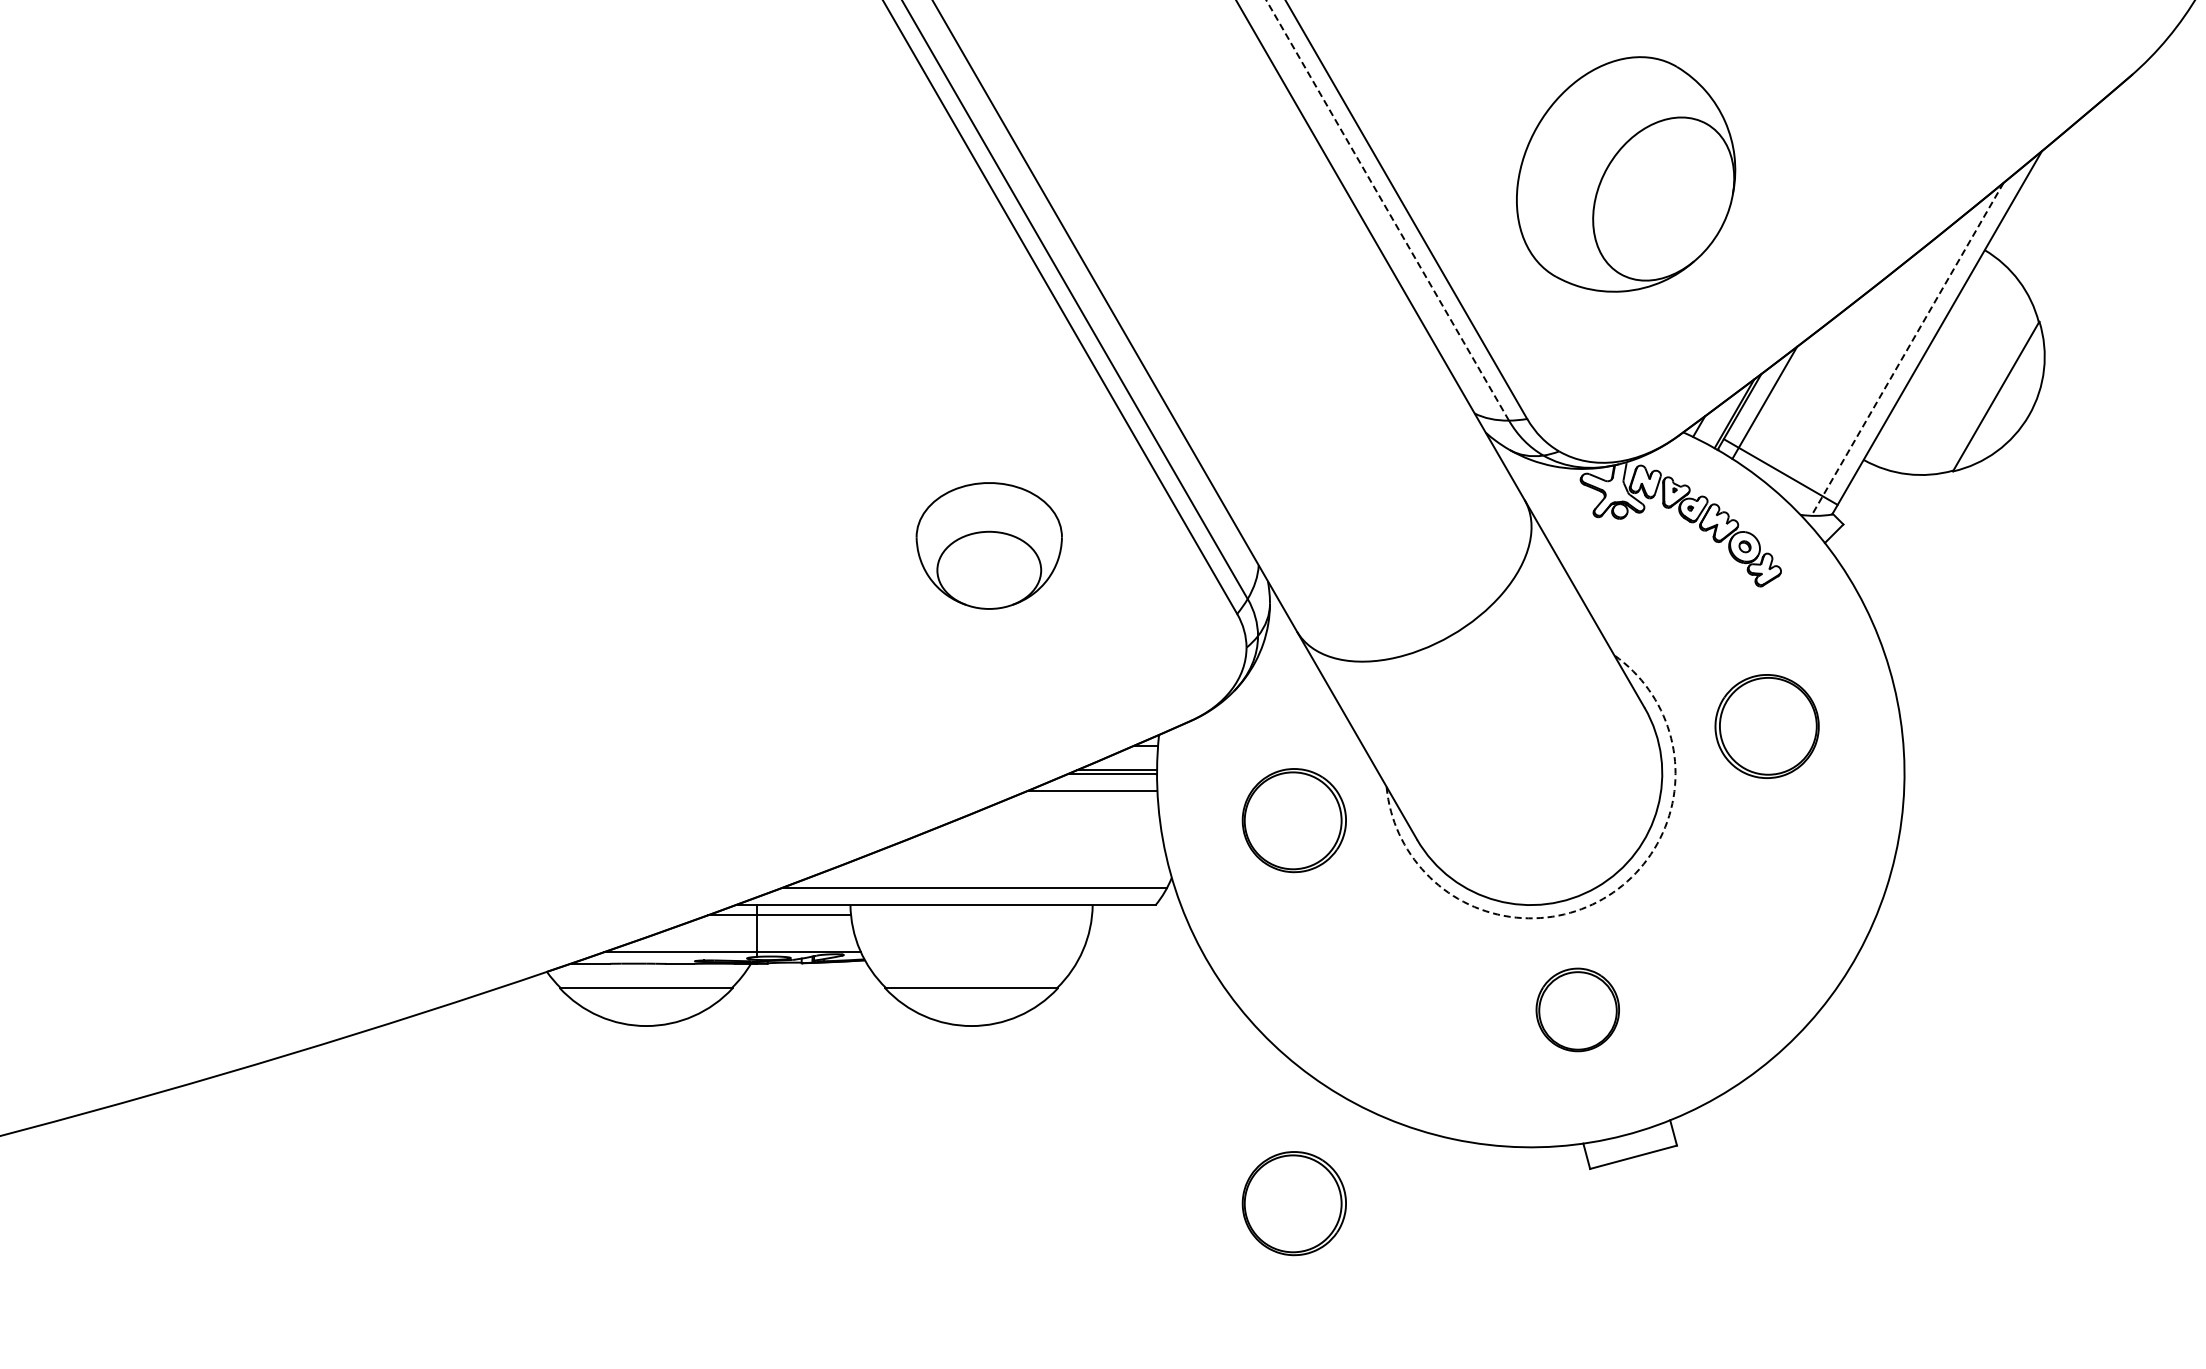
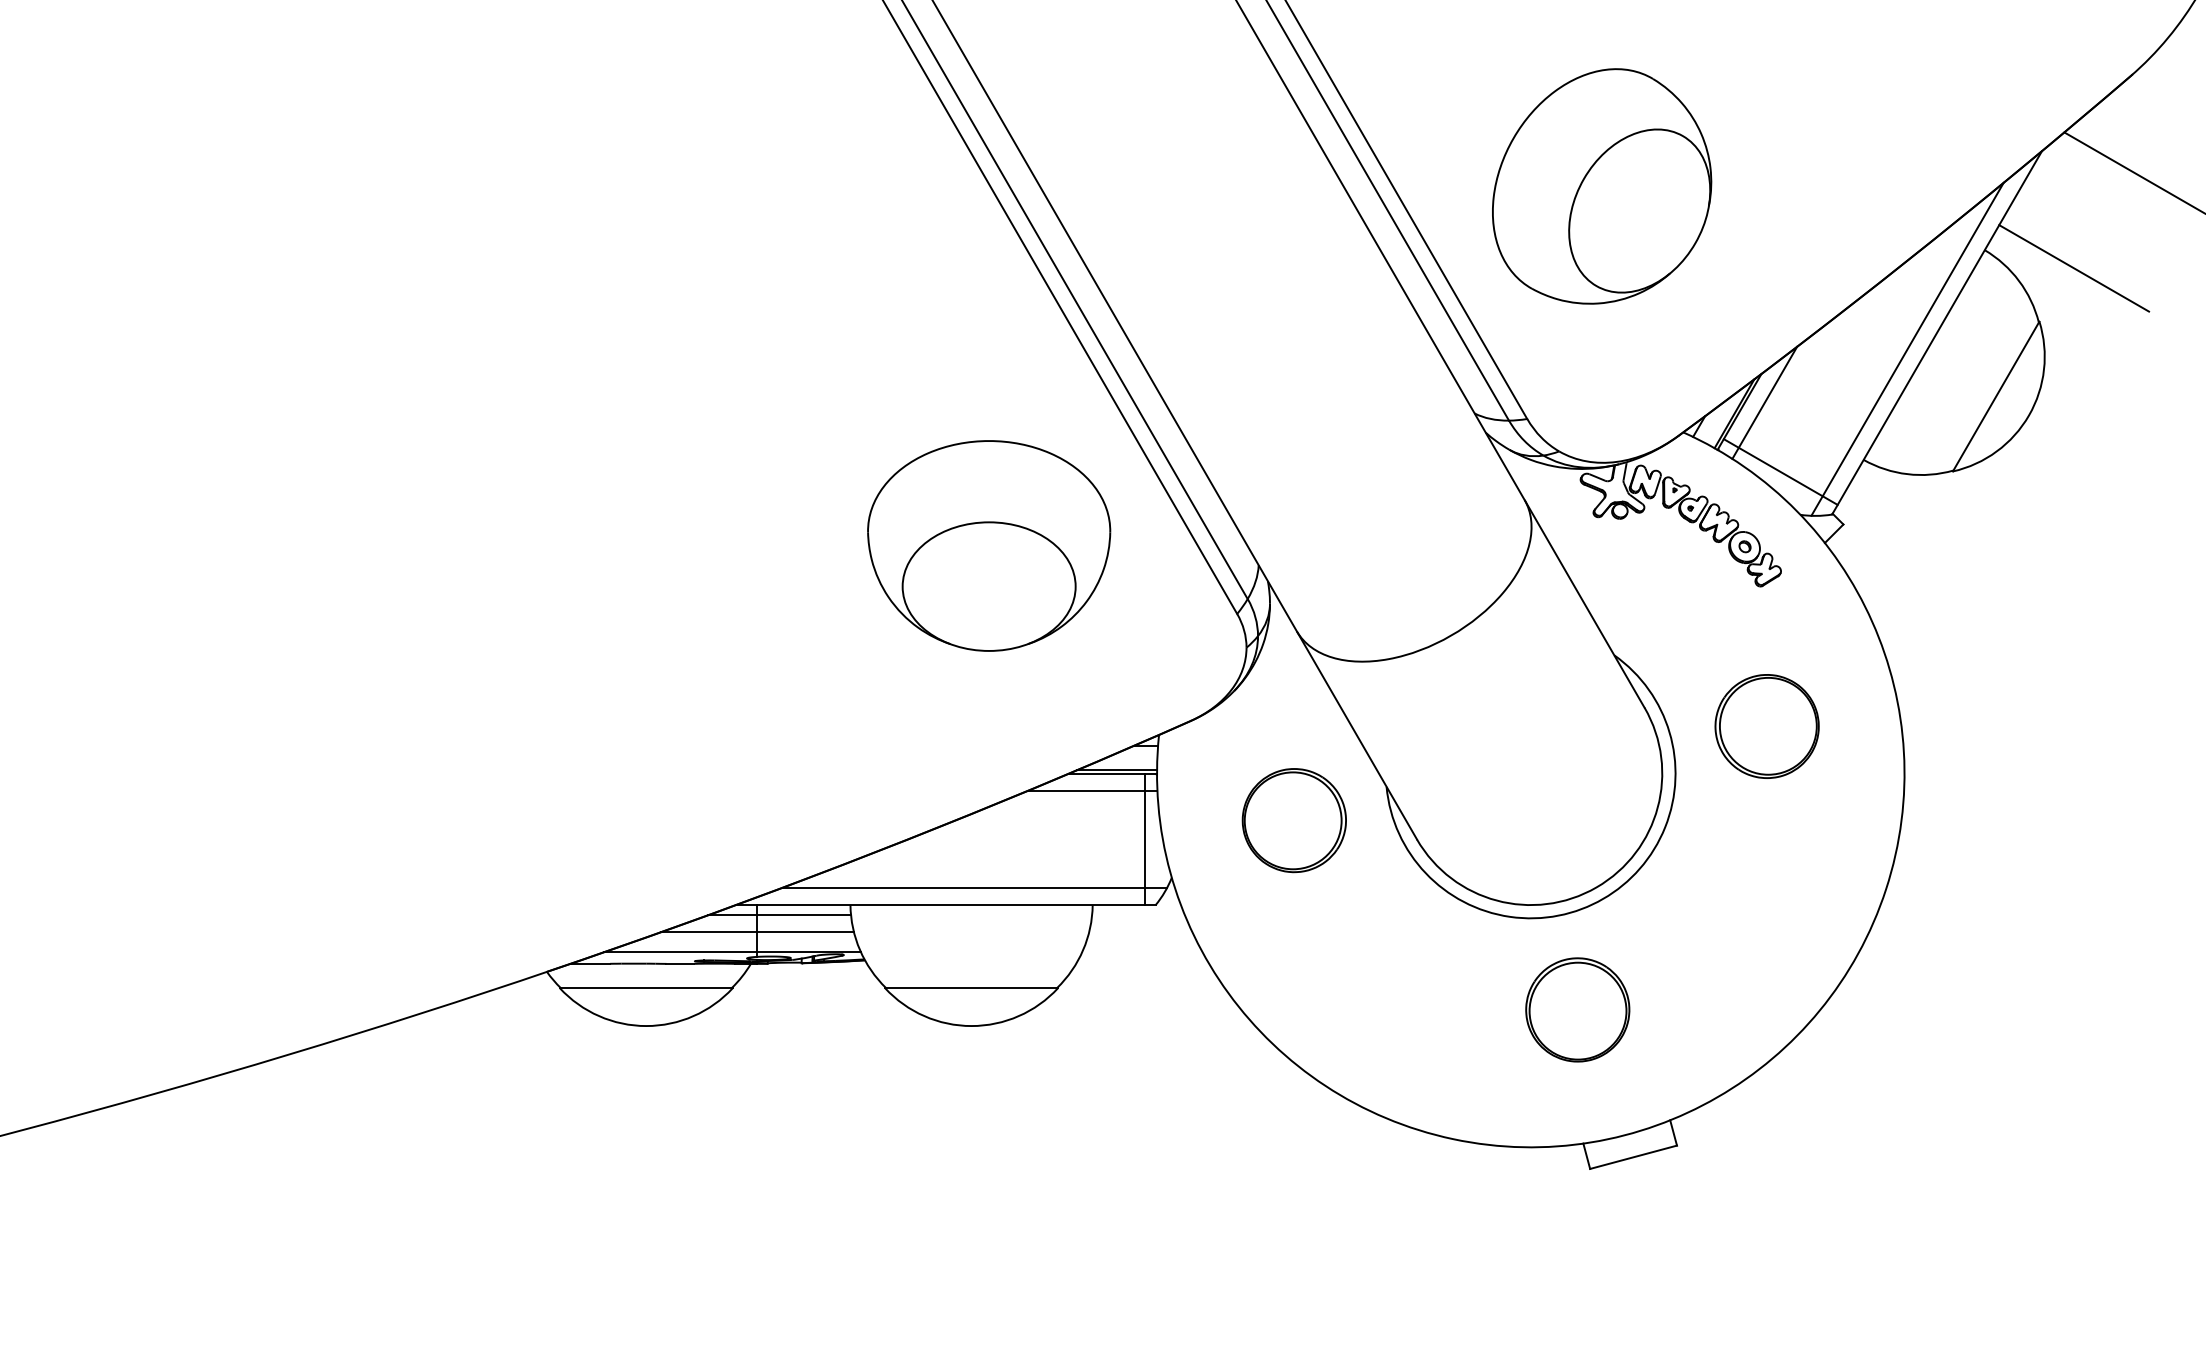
line: none -> present (2133, 172)
part position: (1626, 174) -> (1602, 186) (1602, 186)
line: dashed -> solid (1387, 210)
line: none -> present (2074, 268)
line: dashed -> solid (1907, 349)
part size: 148x128 px -> 245x212 px (989, 545)
line: none -> present (1144, 839)
arc: dashed -> solid (1603, 898)
line: none -> present (757, 932)
part size: 85x86 px -> 106x106 px (1577, 1009)
part: present -> none (1293, 1203)
